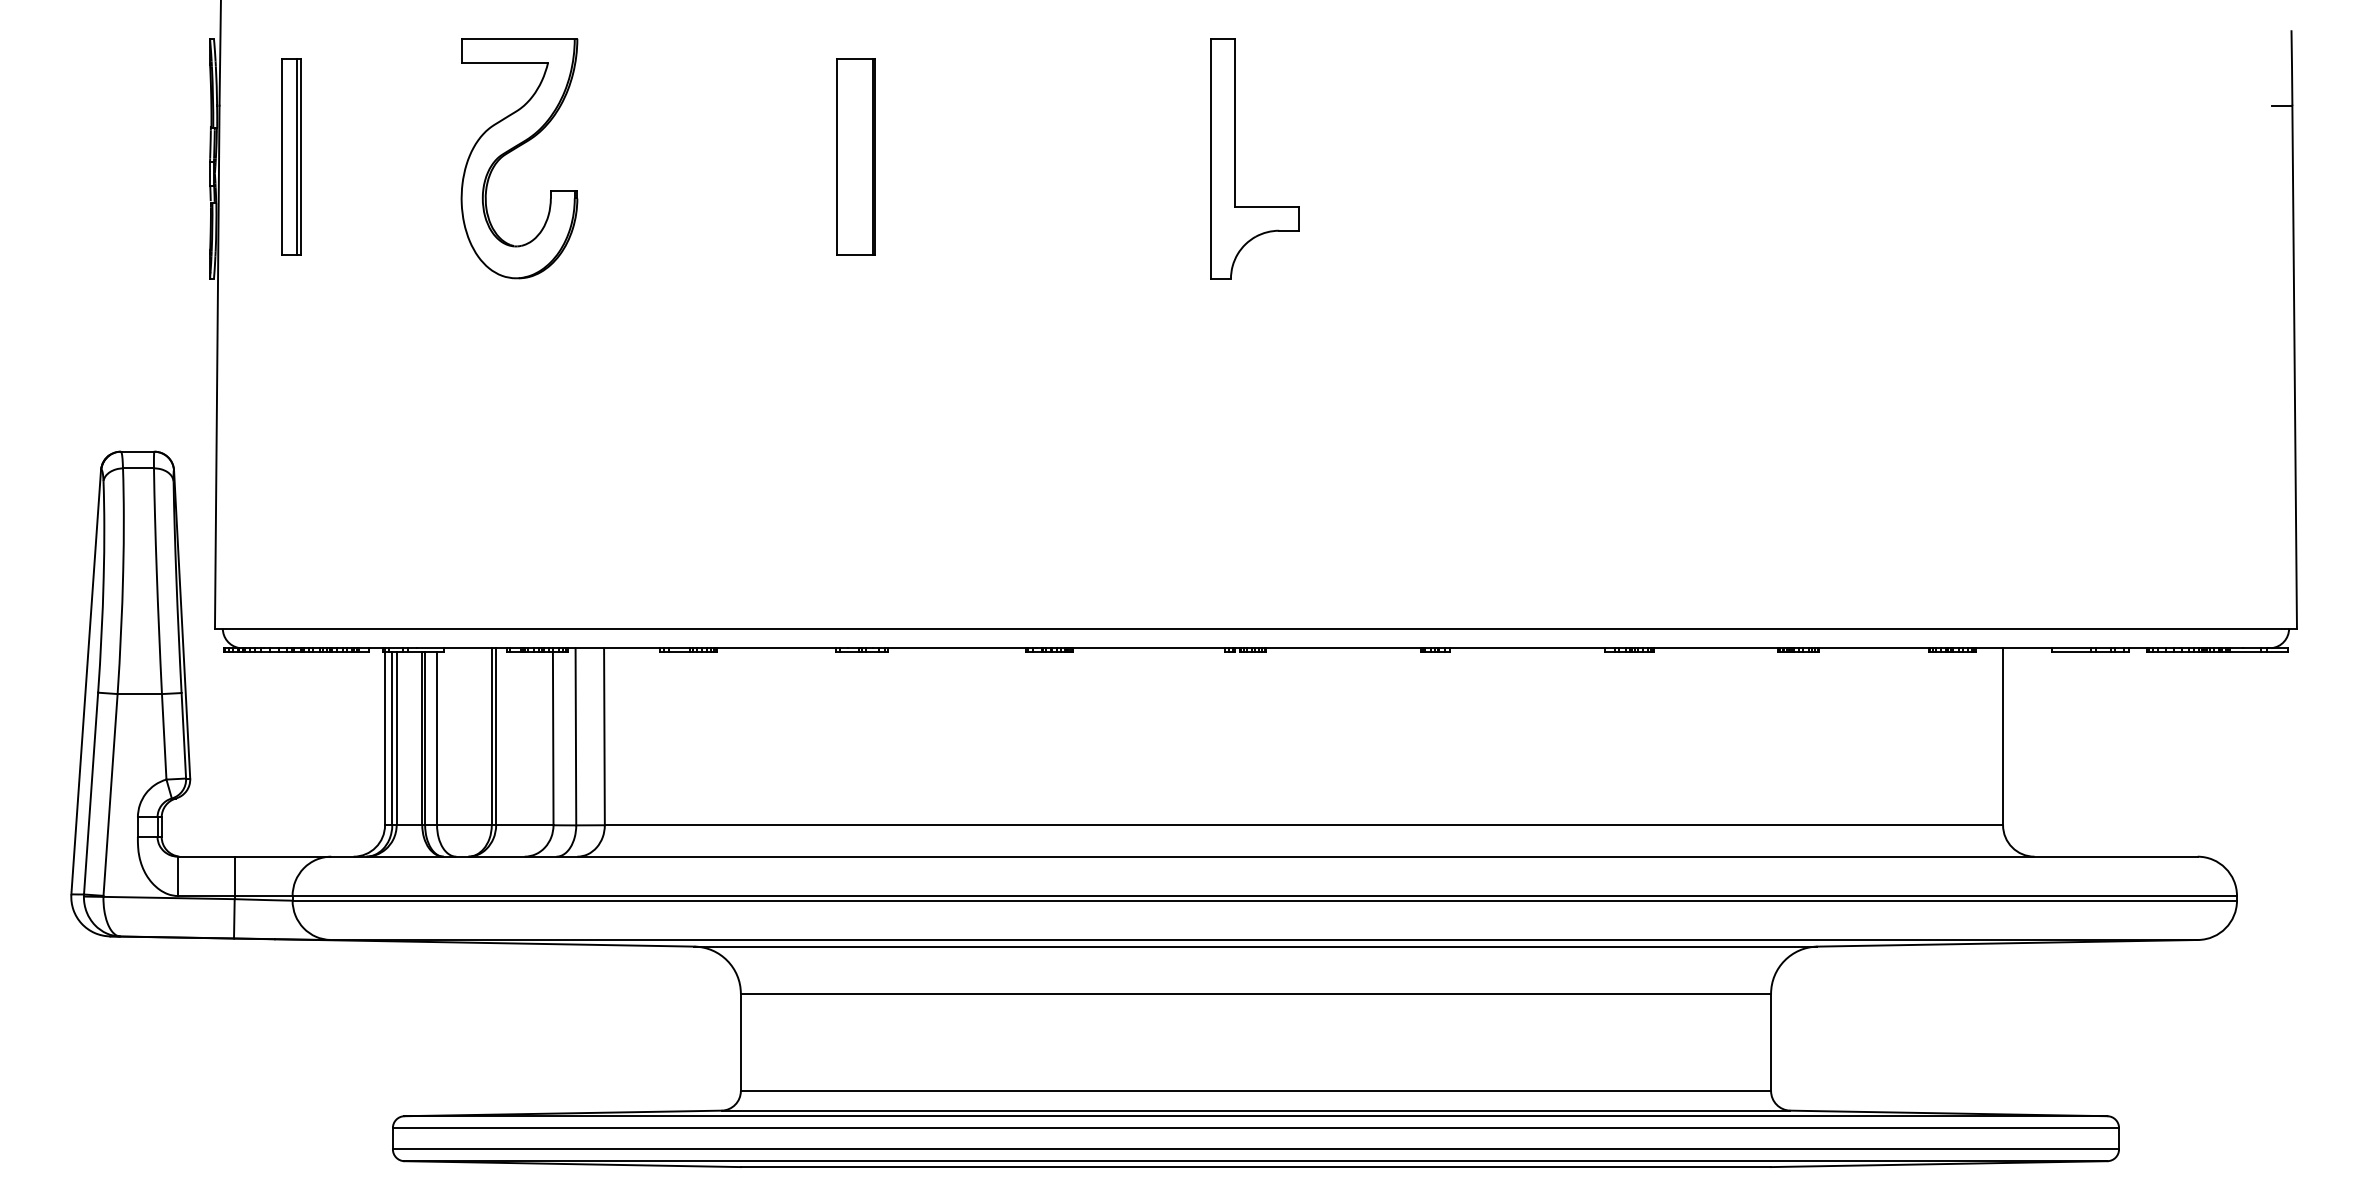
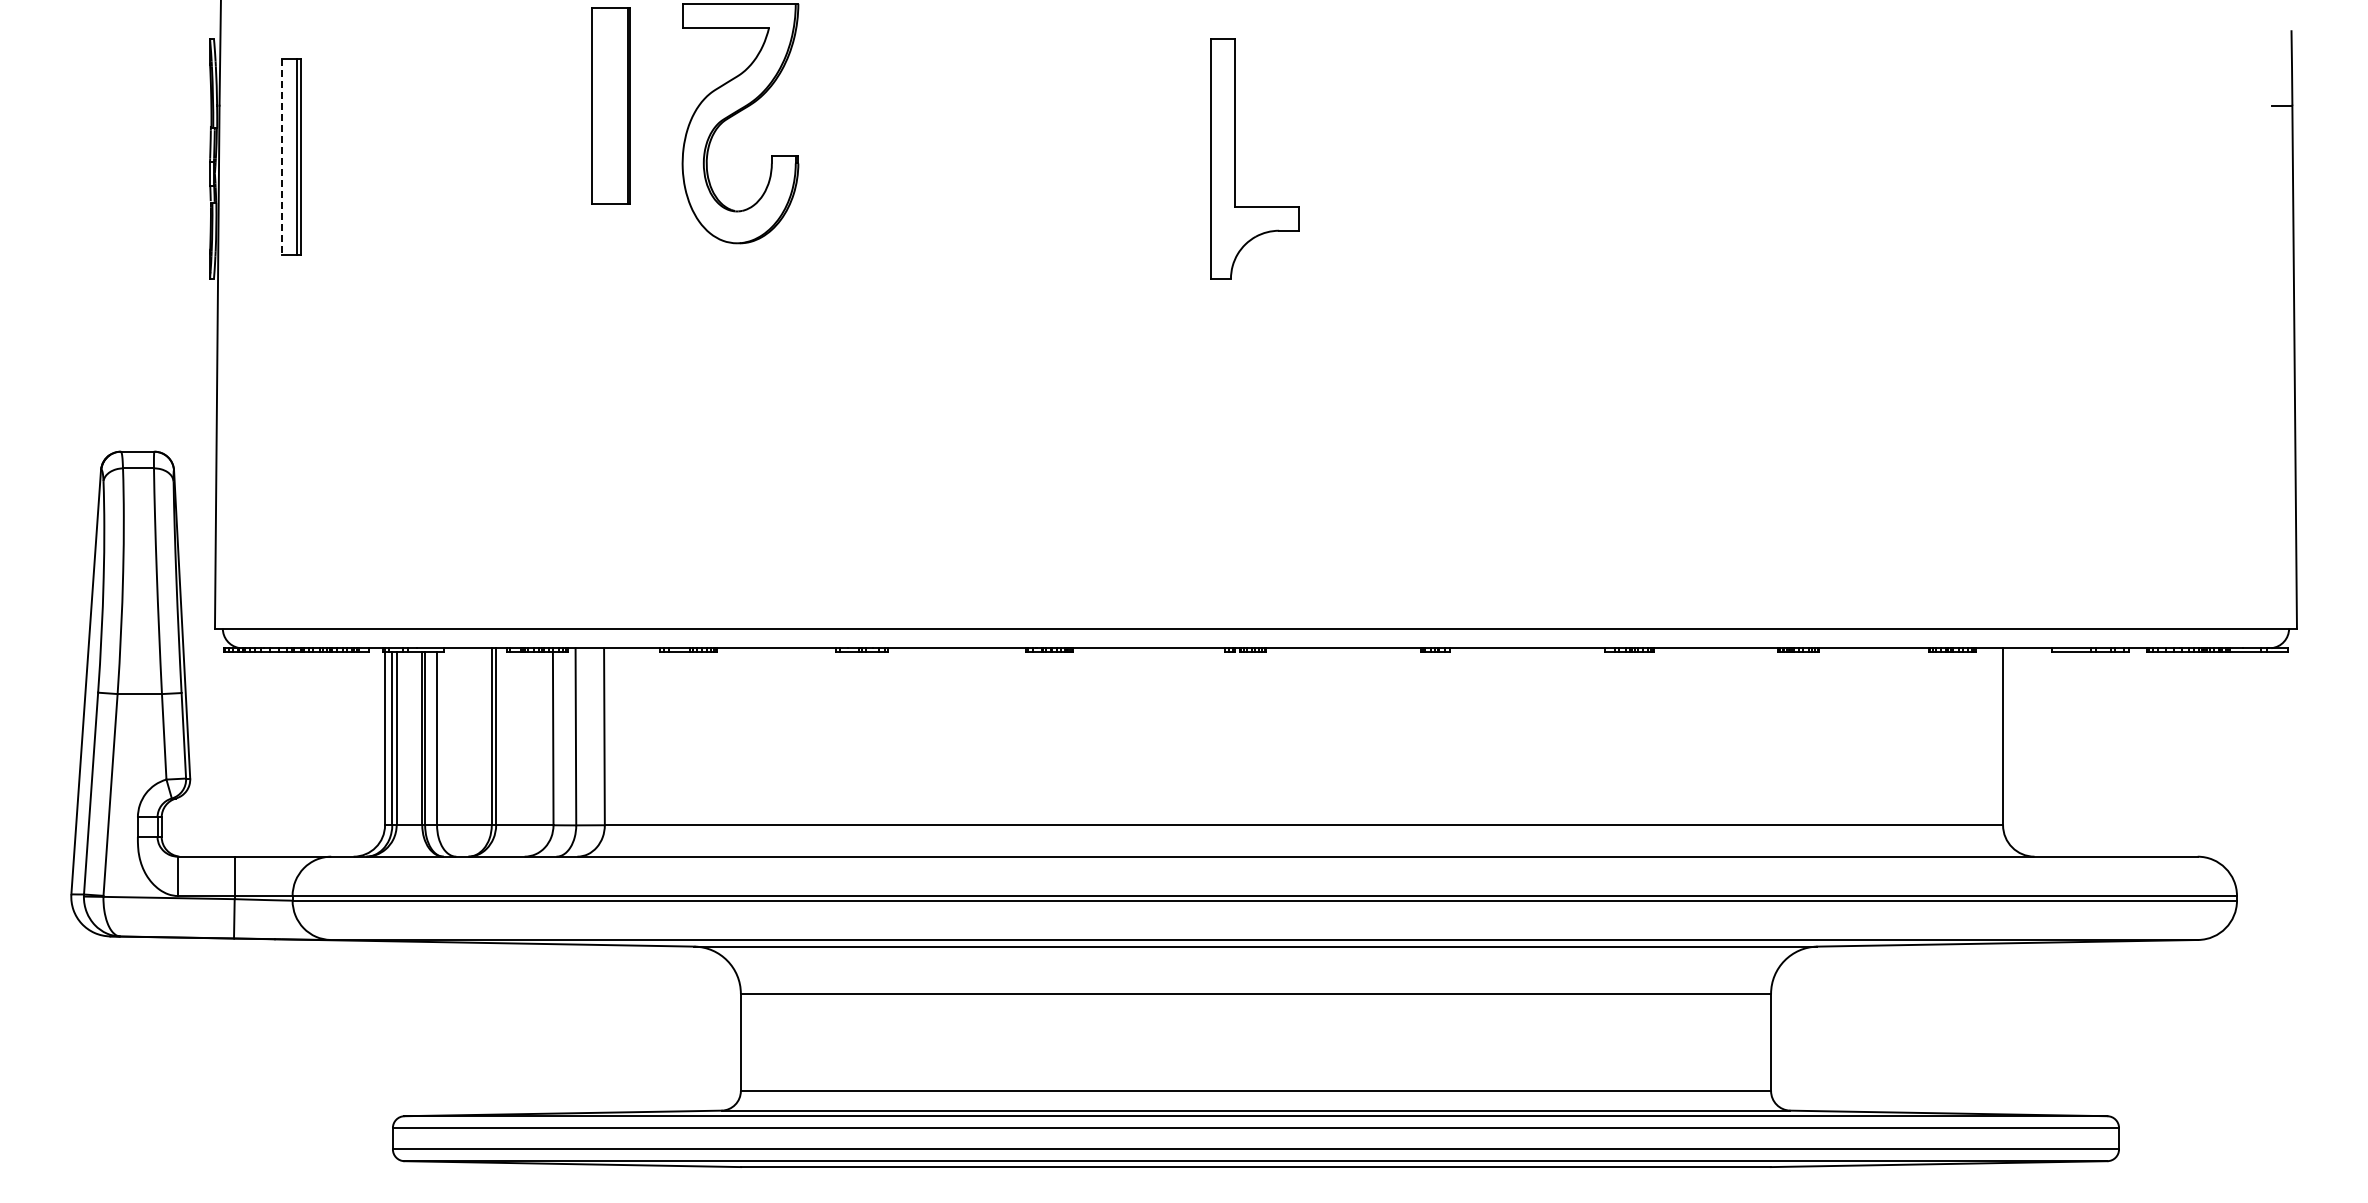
part position: (515, 149) -> (736, 114) (736, 114)
part position: (855, 156) -> (610, 105) (610, 105)
line: solid -> dashed (282, 157)
